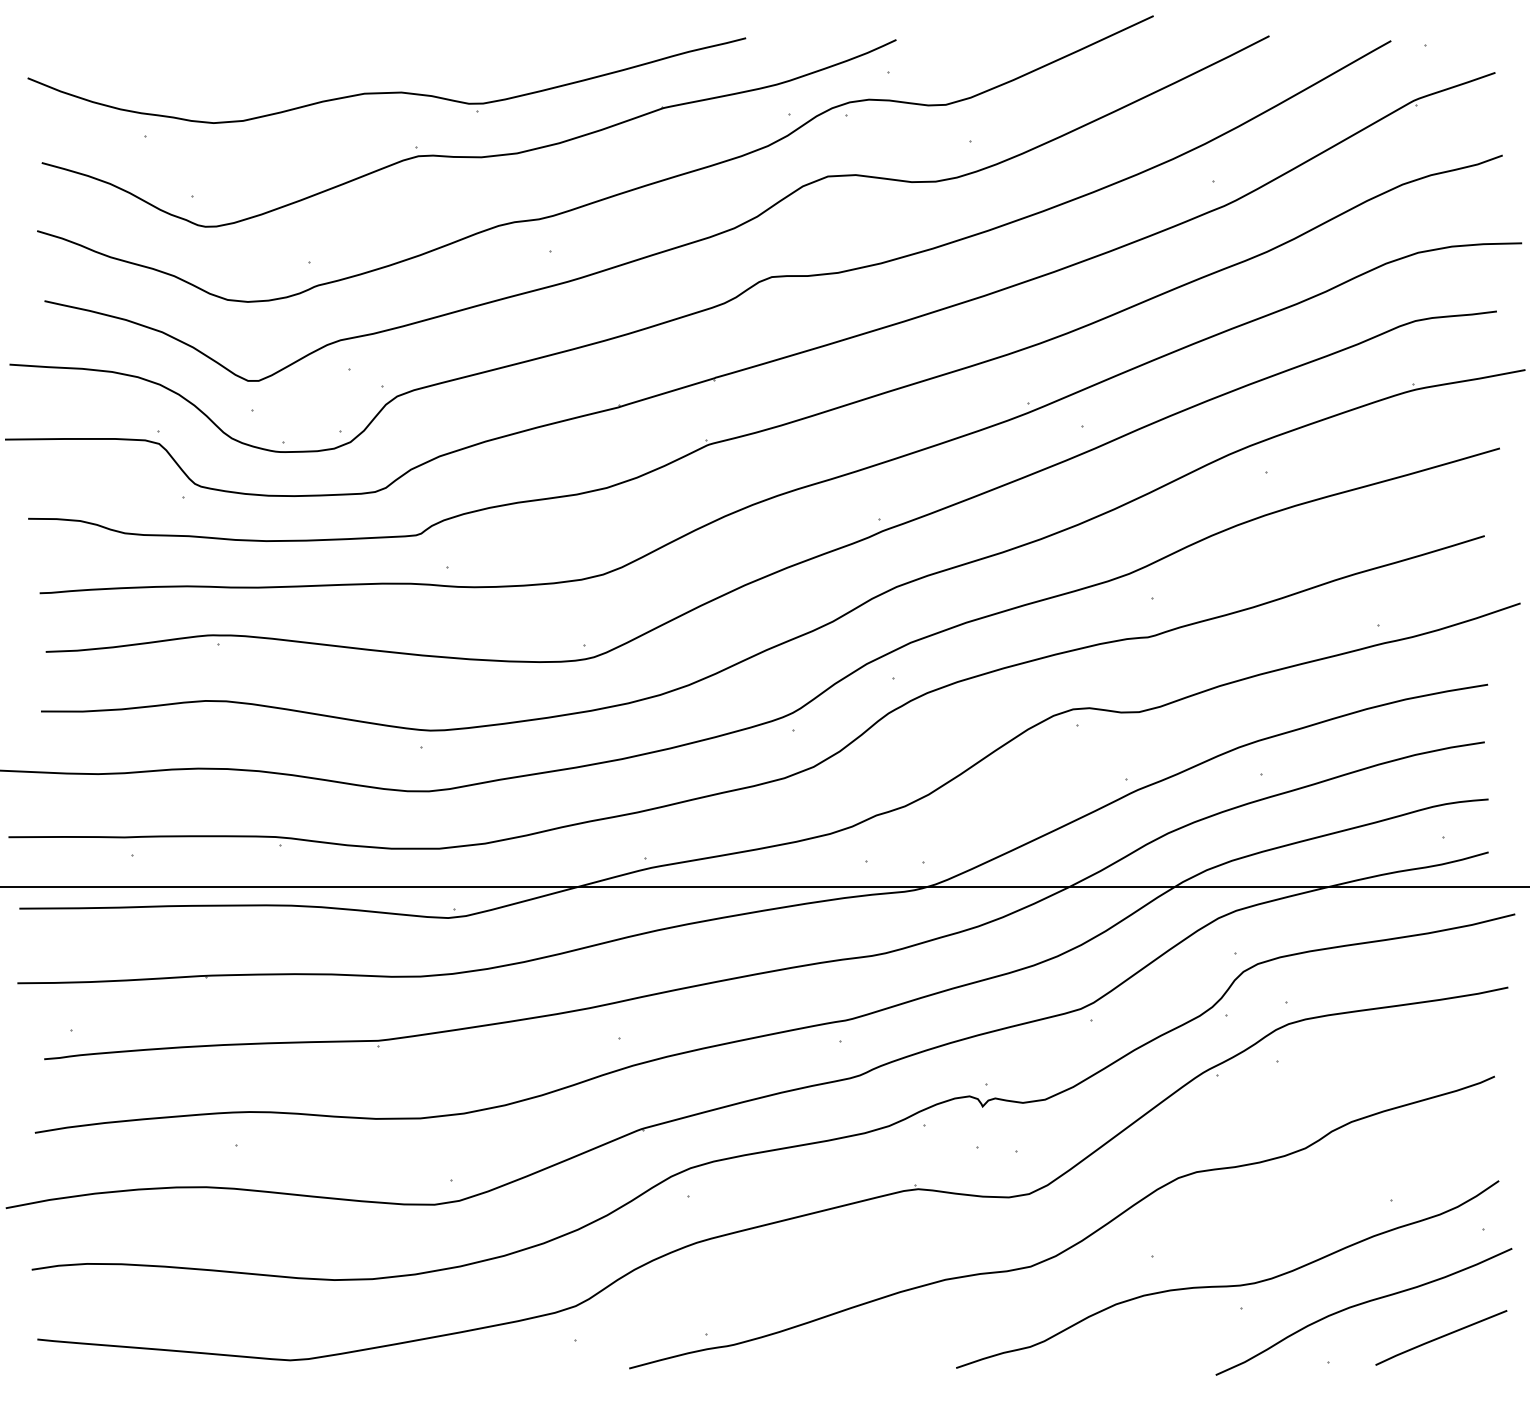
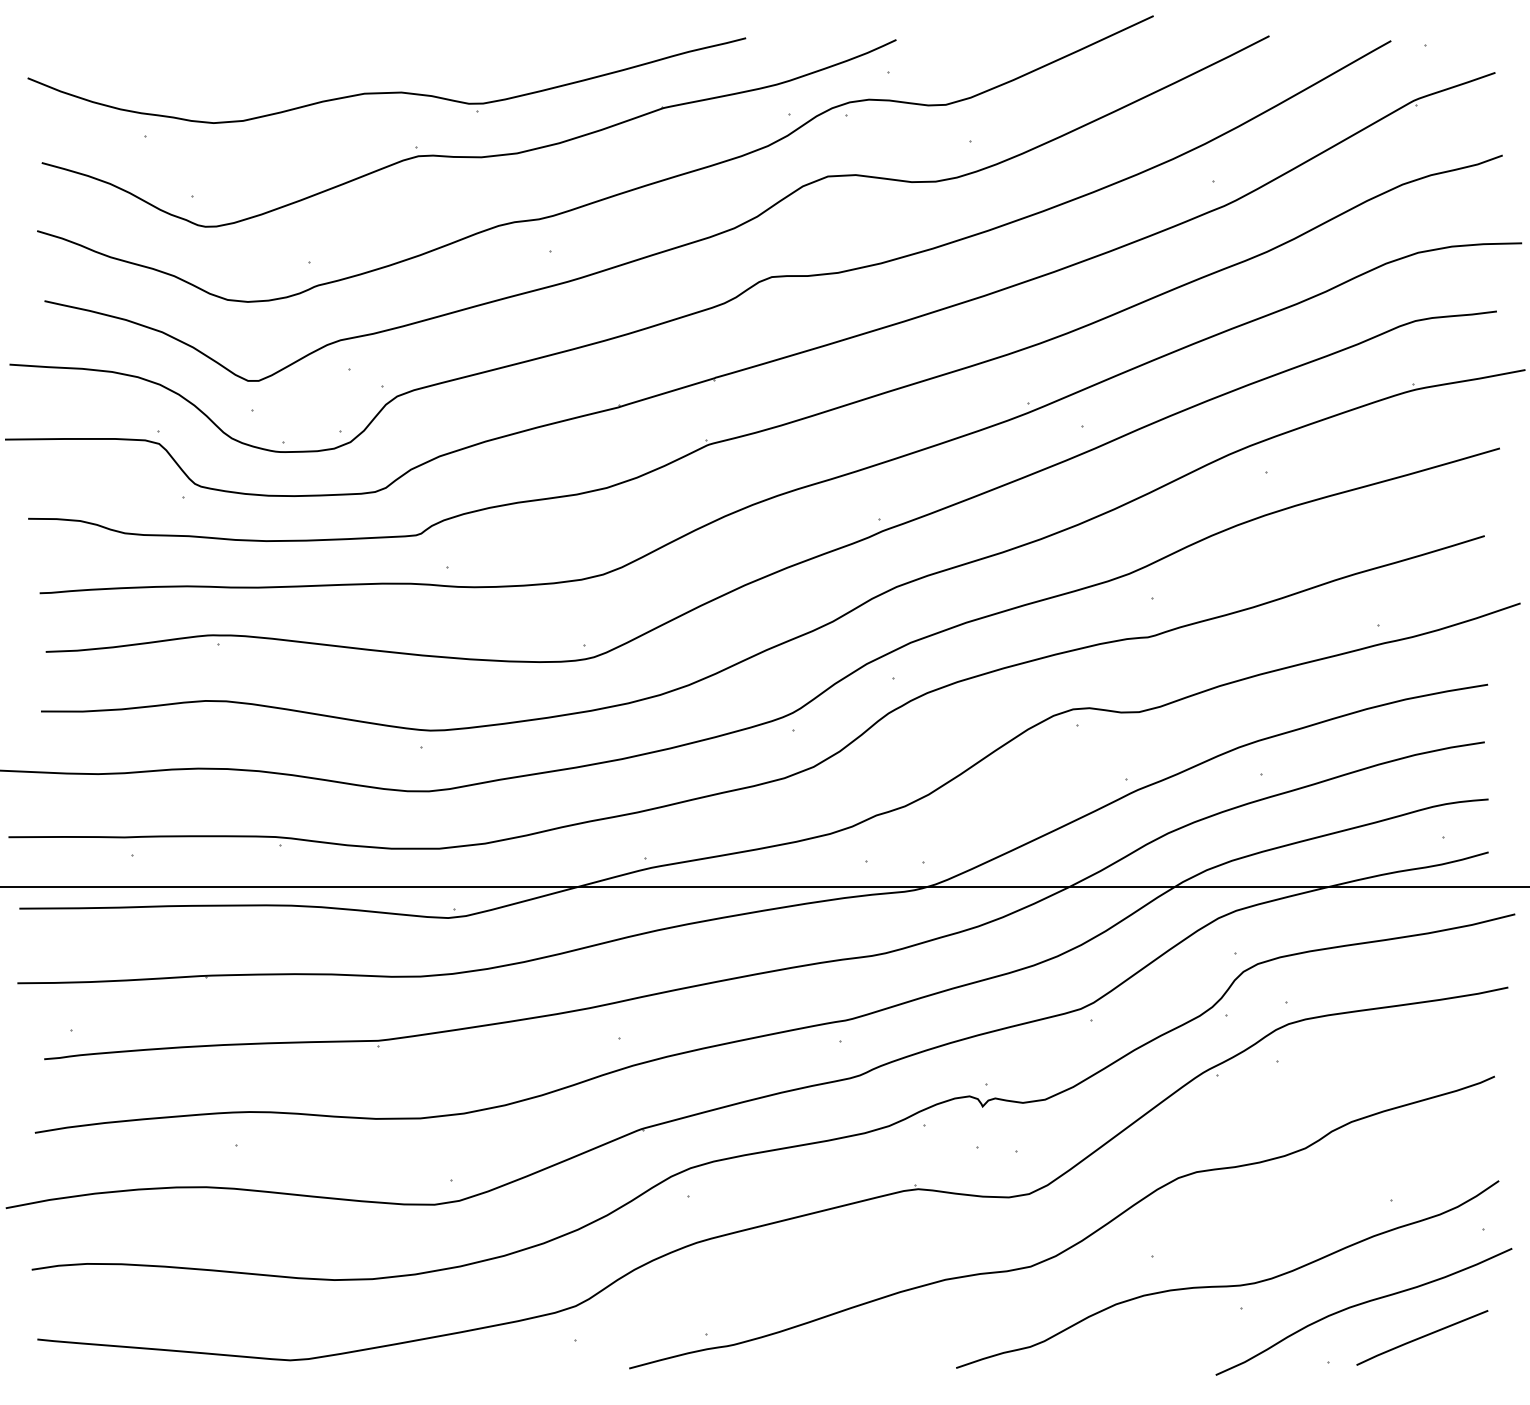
line position: (1441, 1337) -> (1422, 1337) (1422, 1337)
